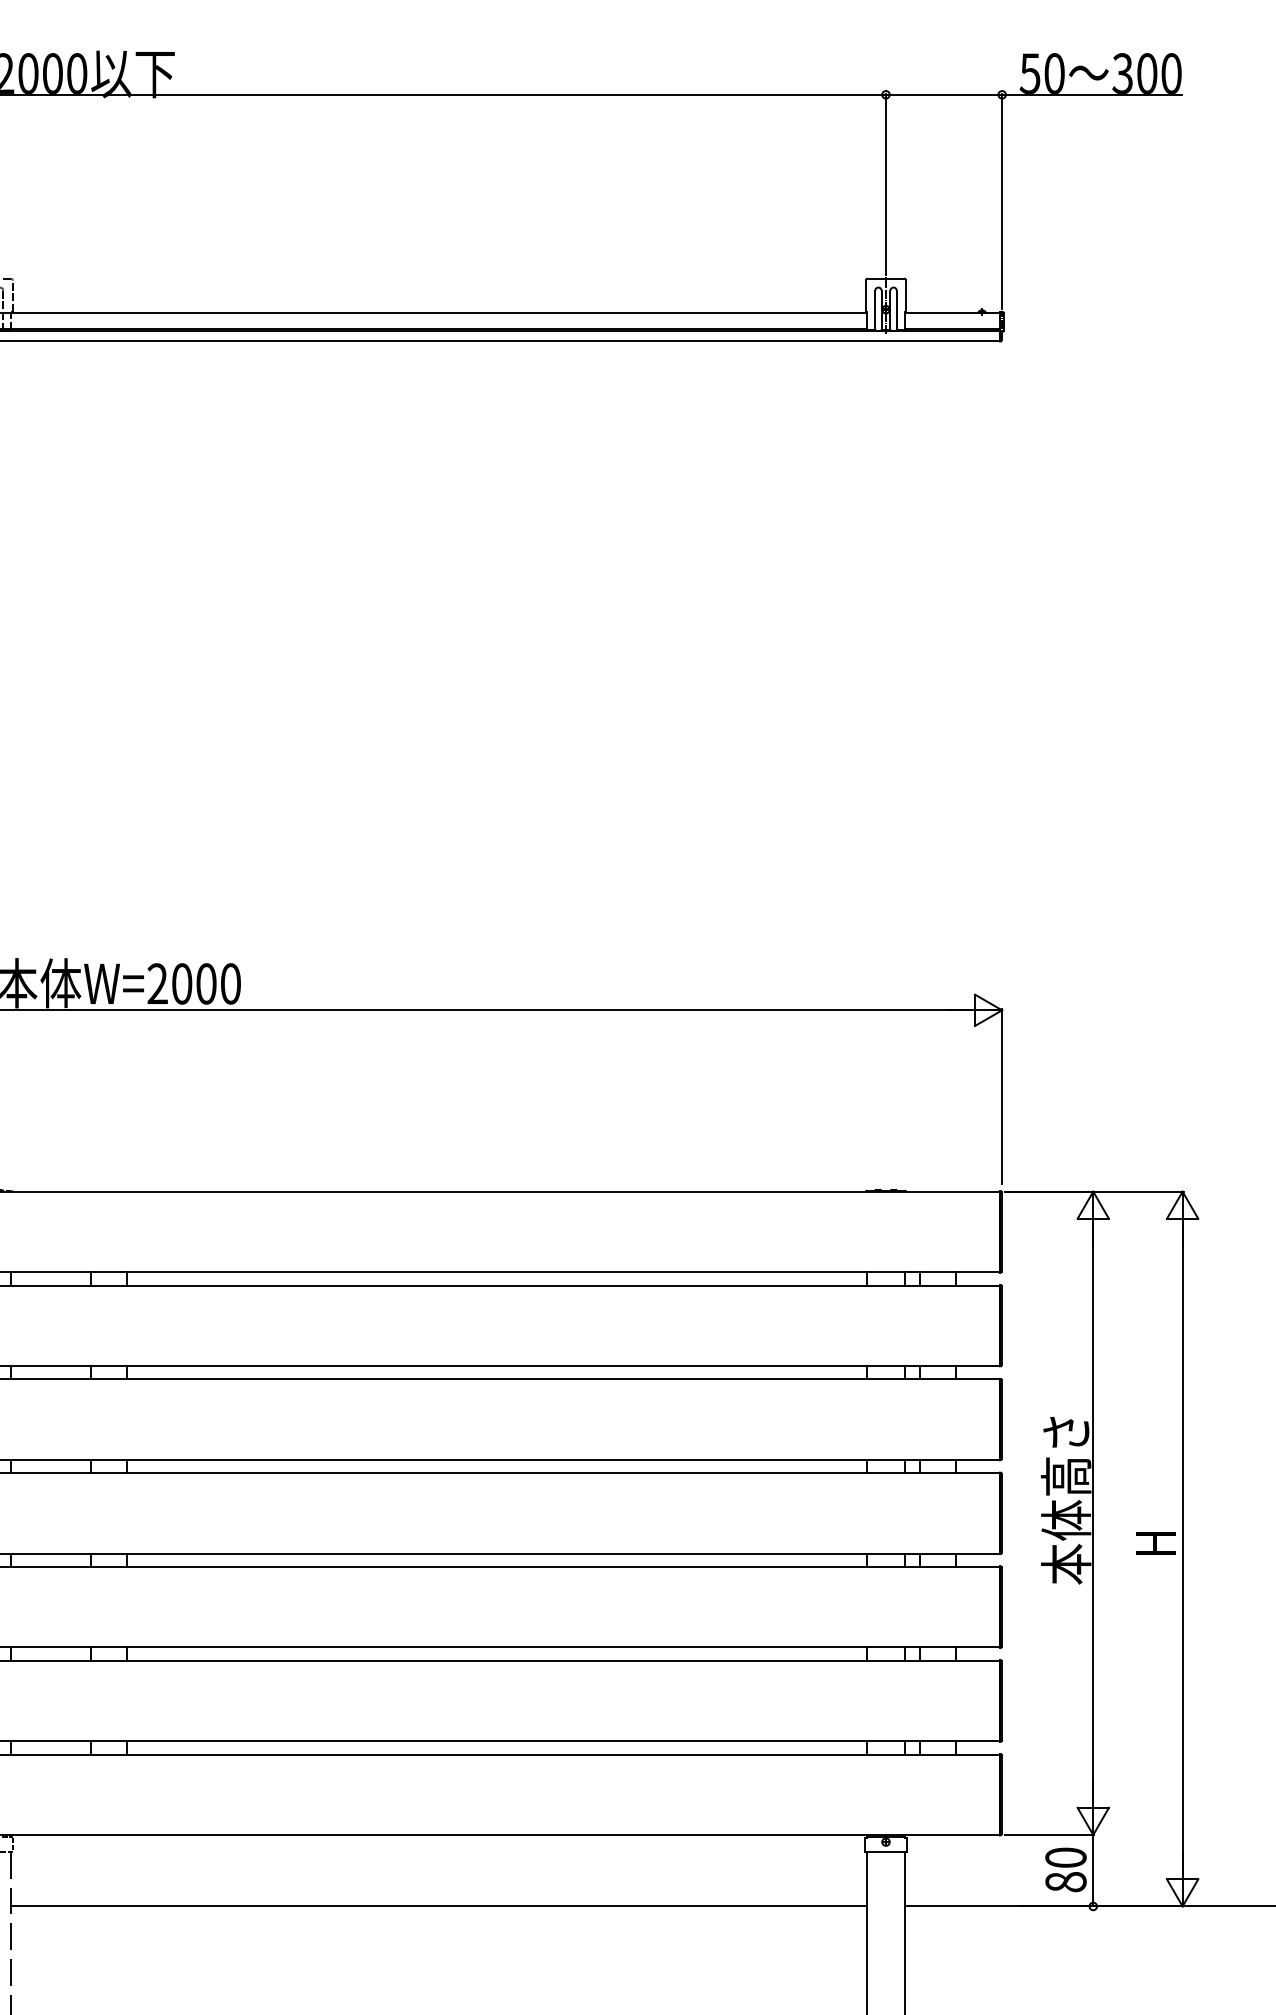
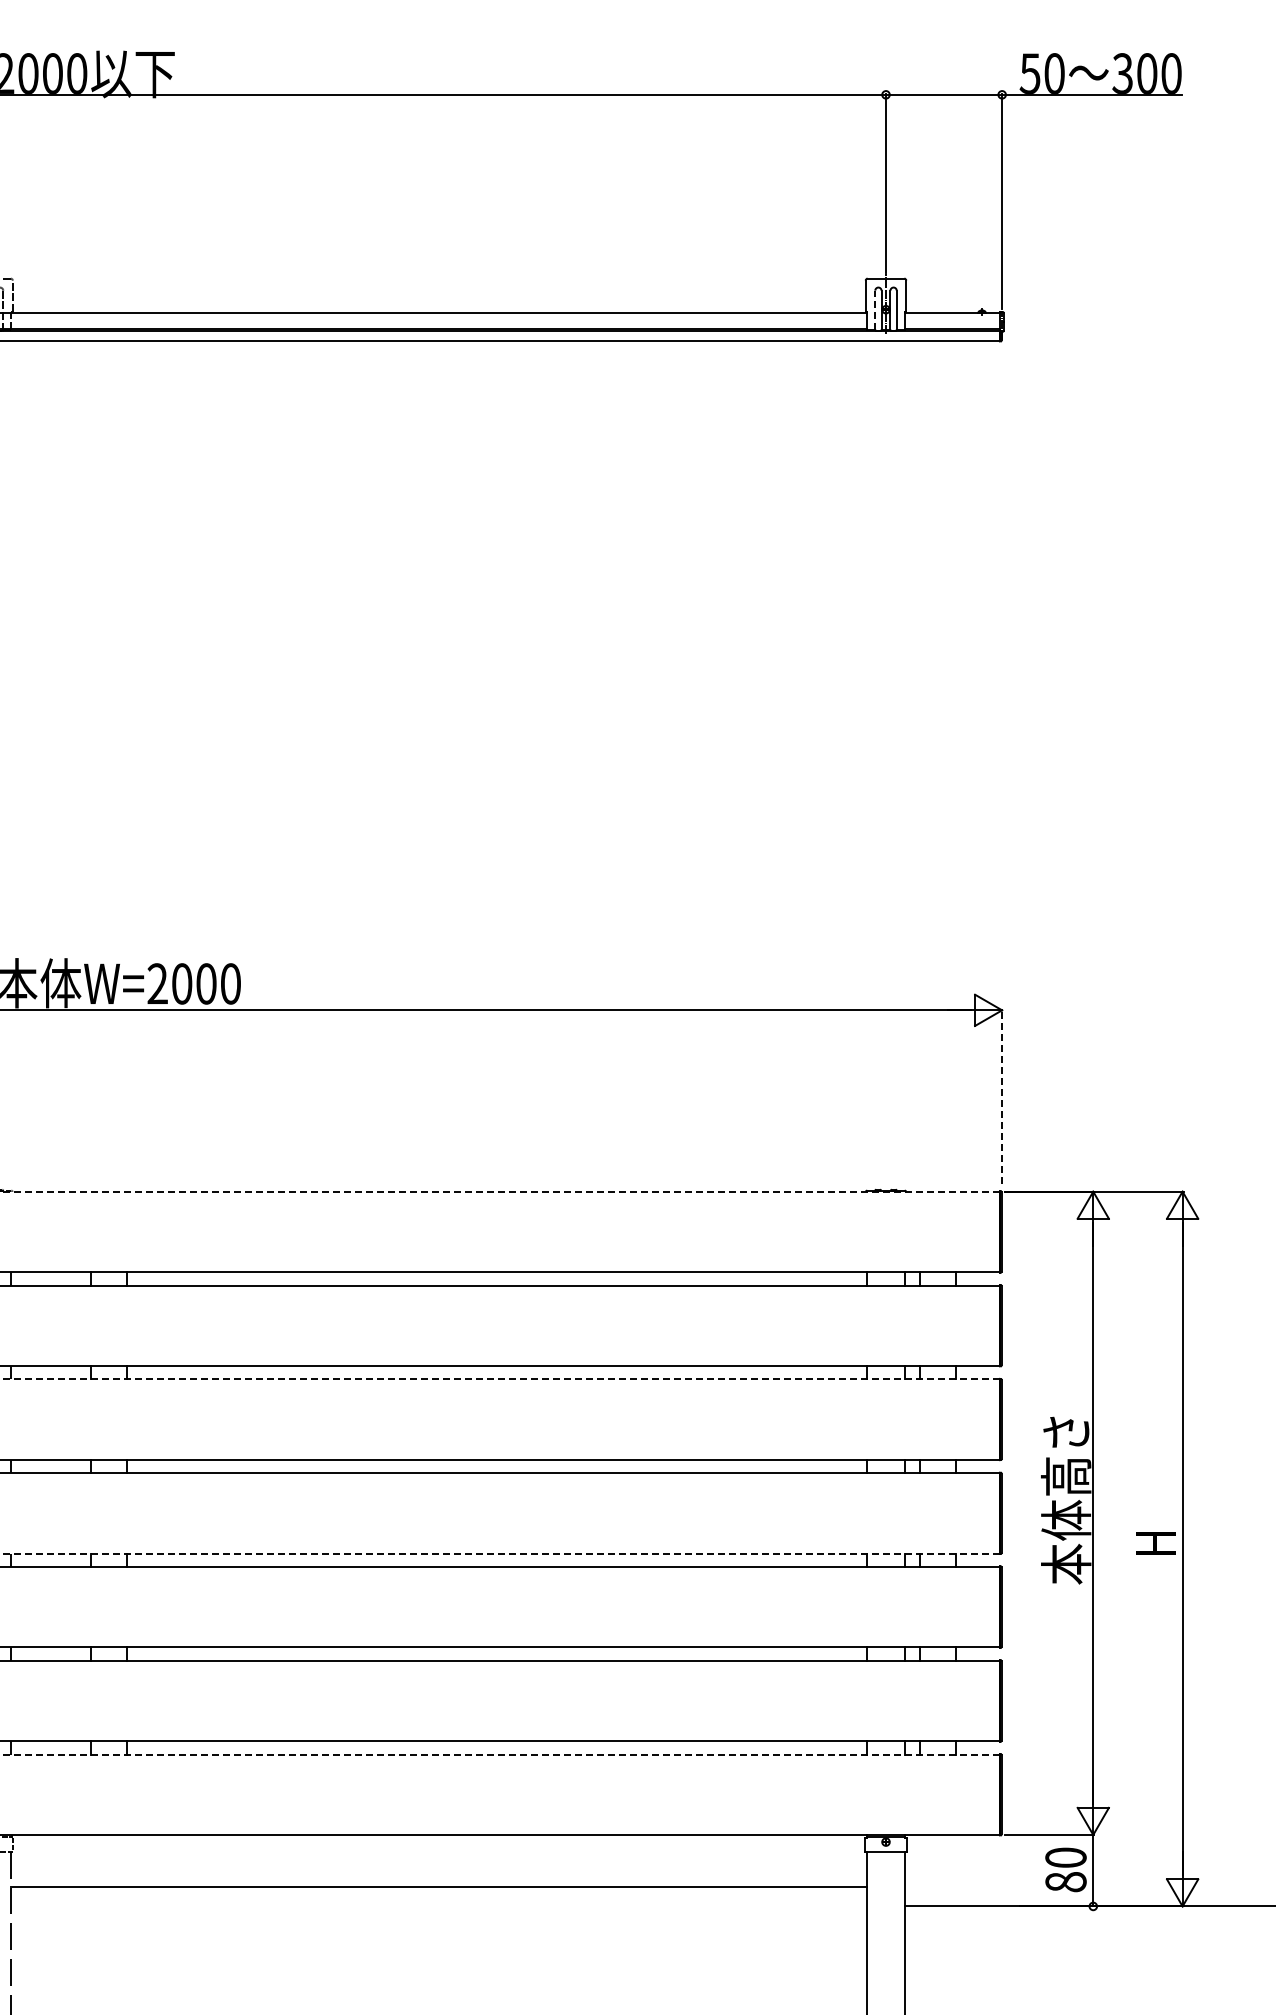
line: solid -> dashed (875, 309)
line: solid -> dashed (1002, 1096)
line: solid -> dashed (500, 1191)
line: solid -> dashed (500, 1379)
line: solid -> dashed (500, 1553)
line: solid -> dashed (500, 1754)
line position: (439, 1906) -> (439, 1887) (439, 1887)
